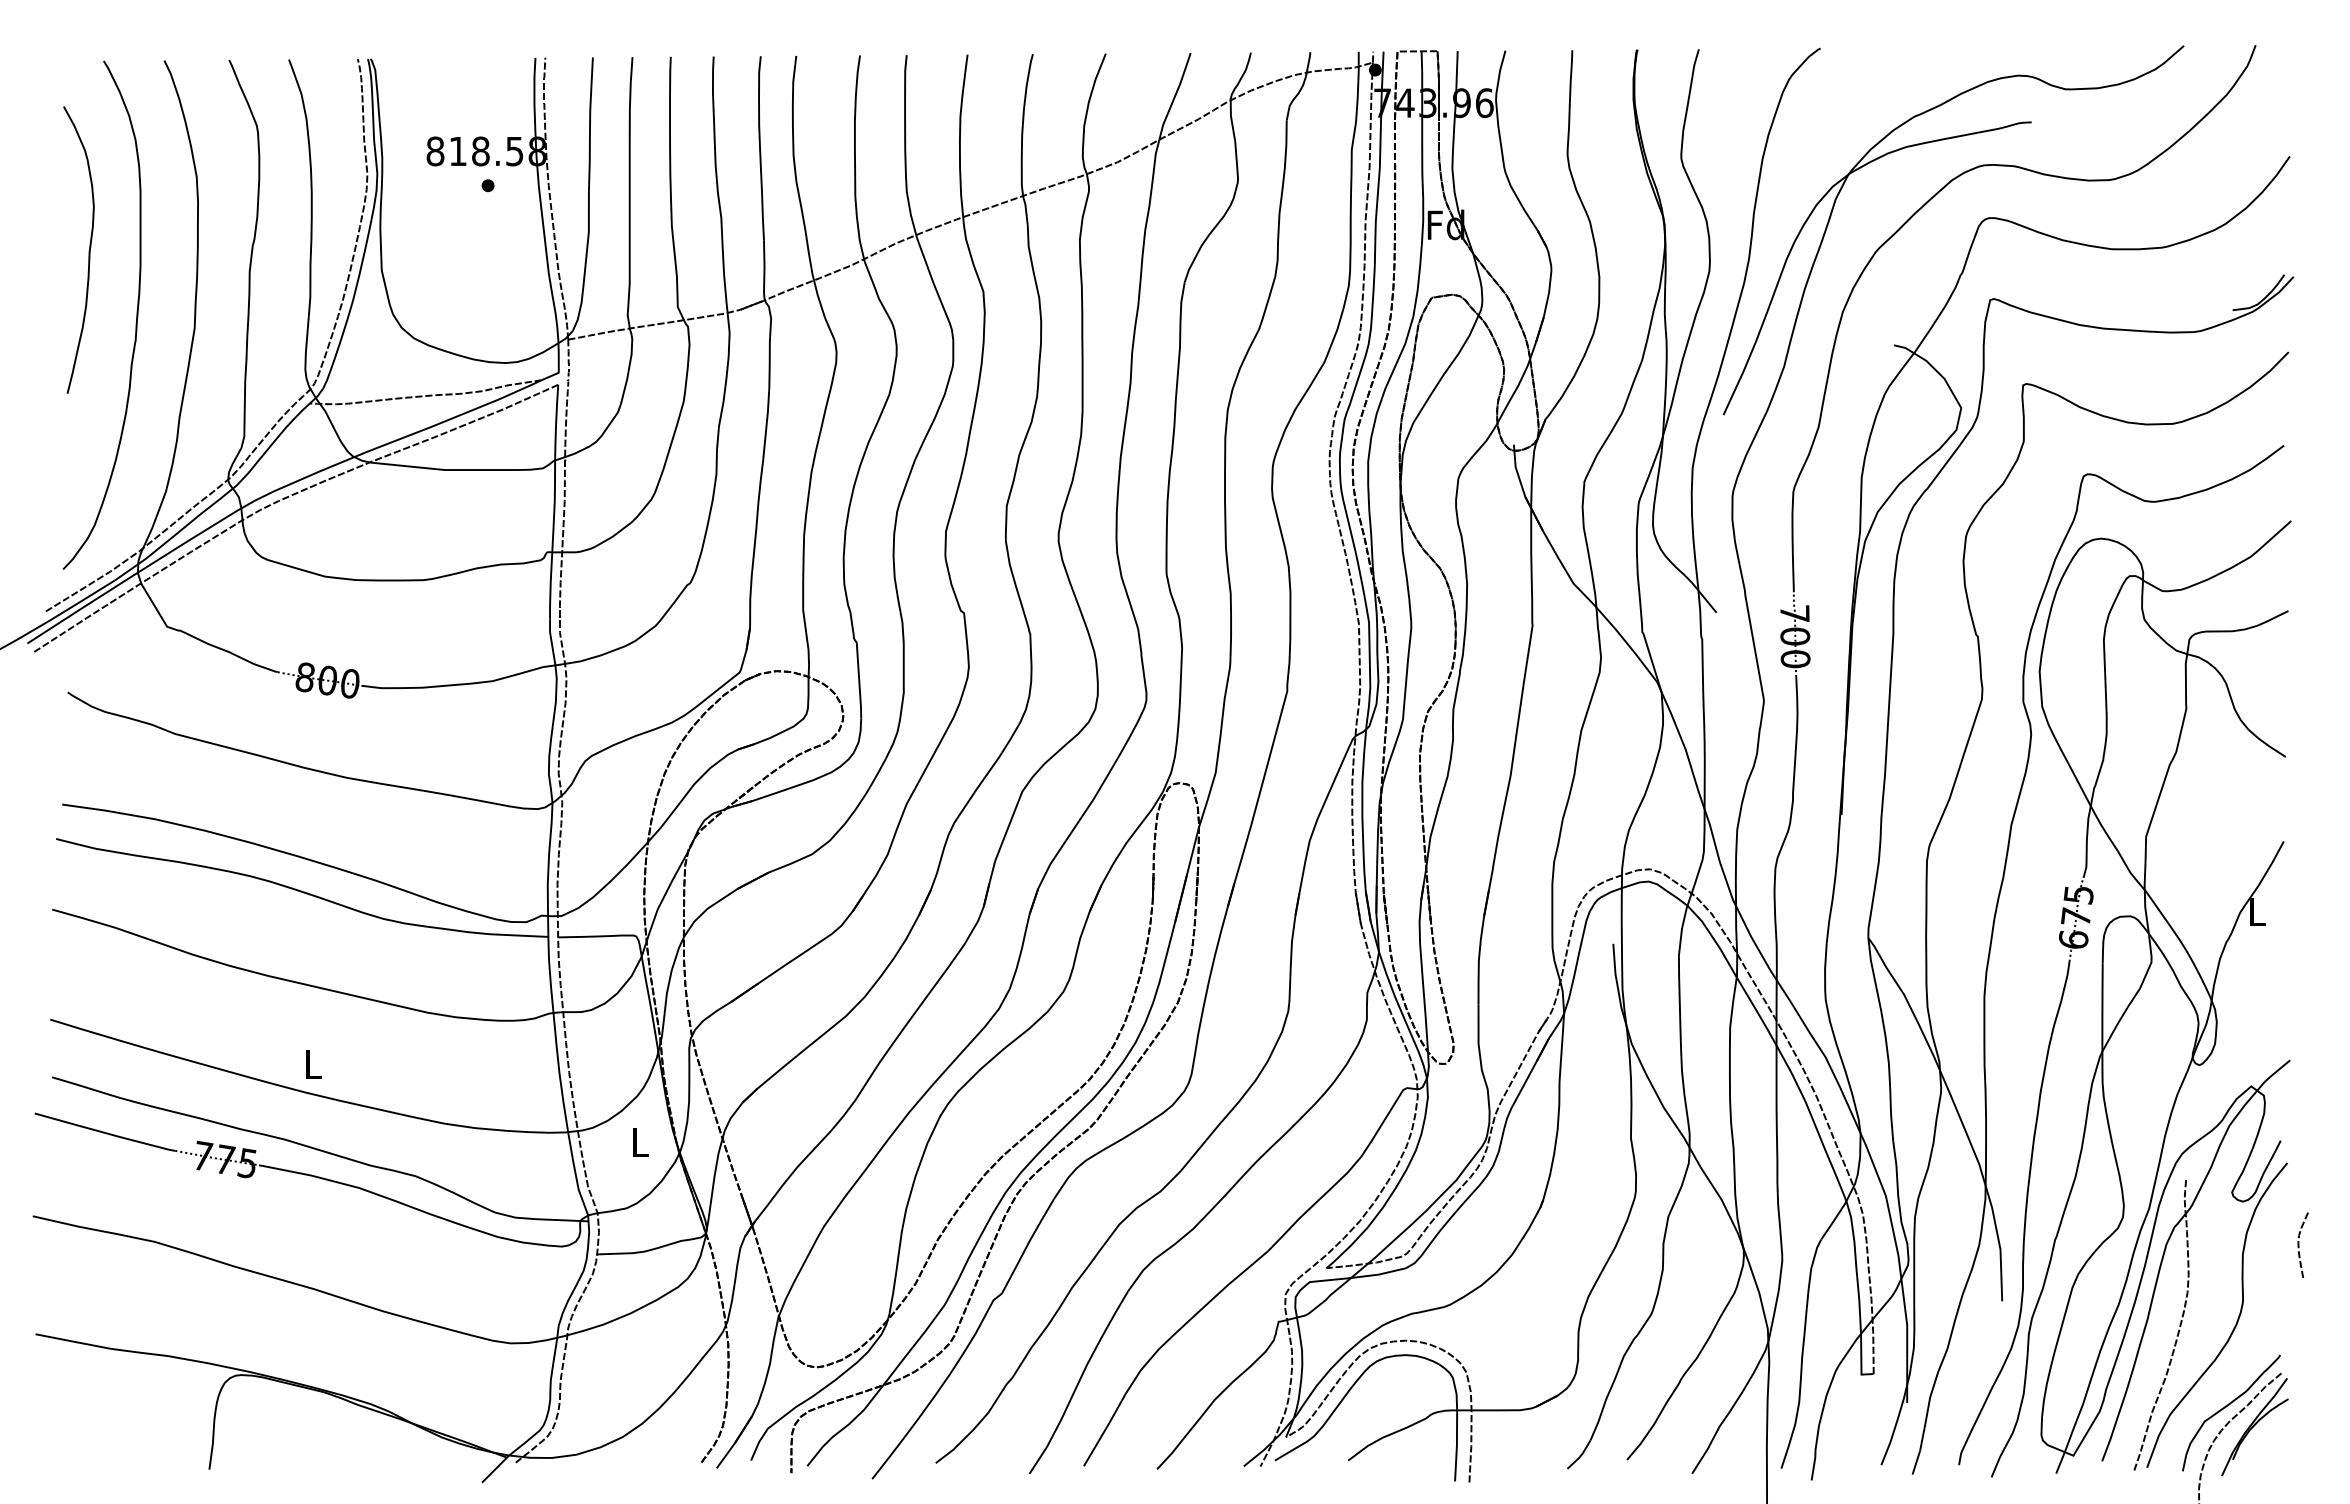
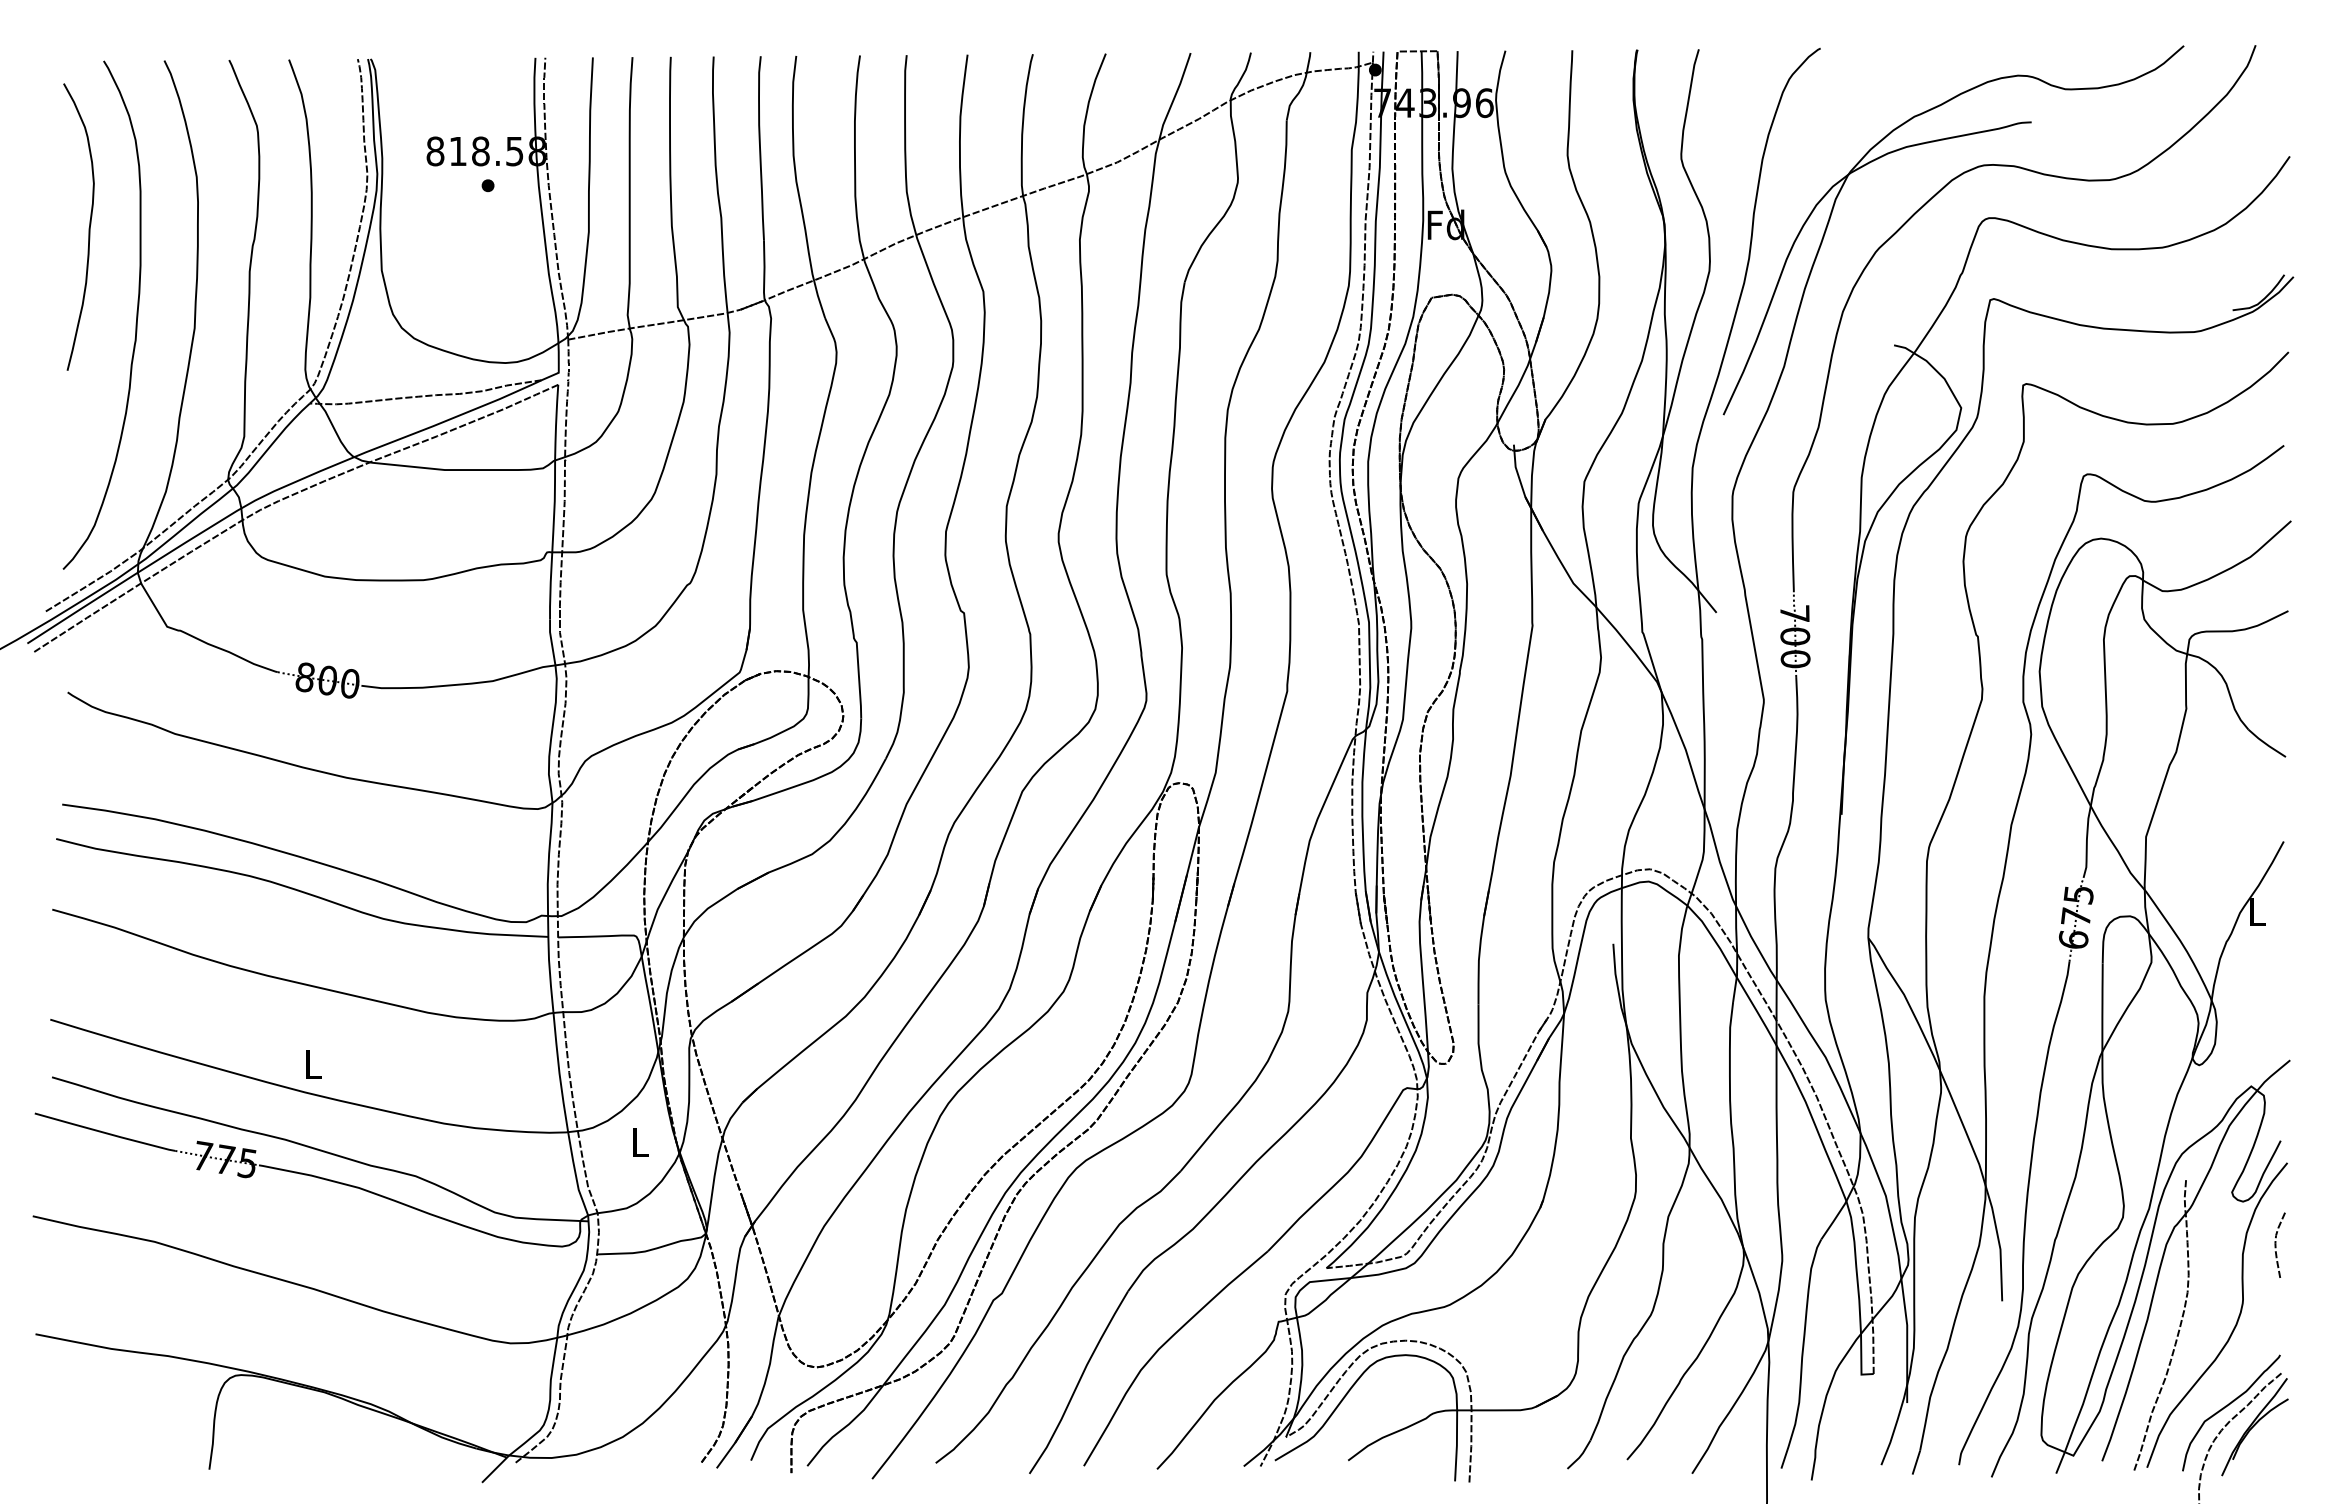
curve position: (88, 251) -> (88, 228) (88, 228)
curve position: (2299, 1244) -> (2276, 1244) (2276, 1244)
